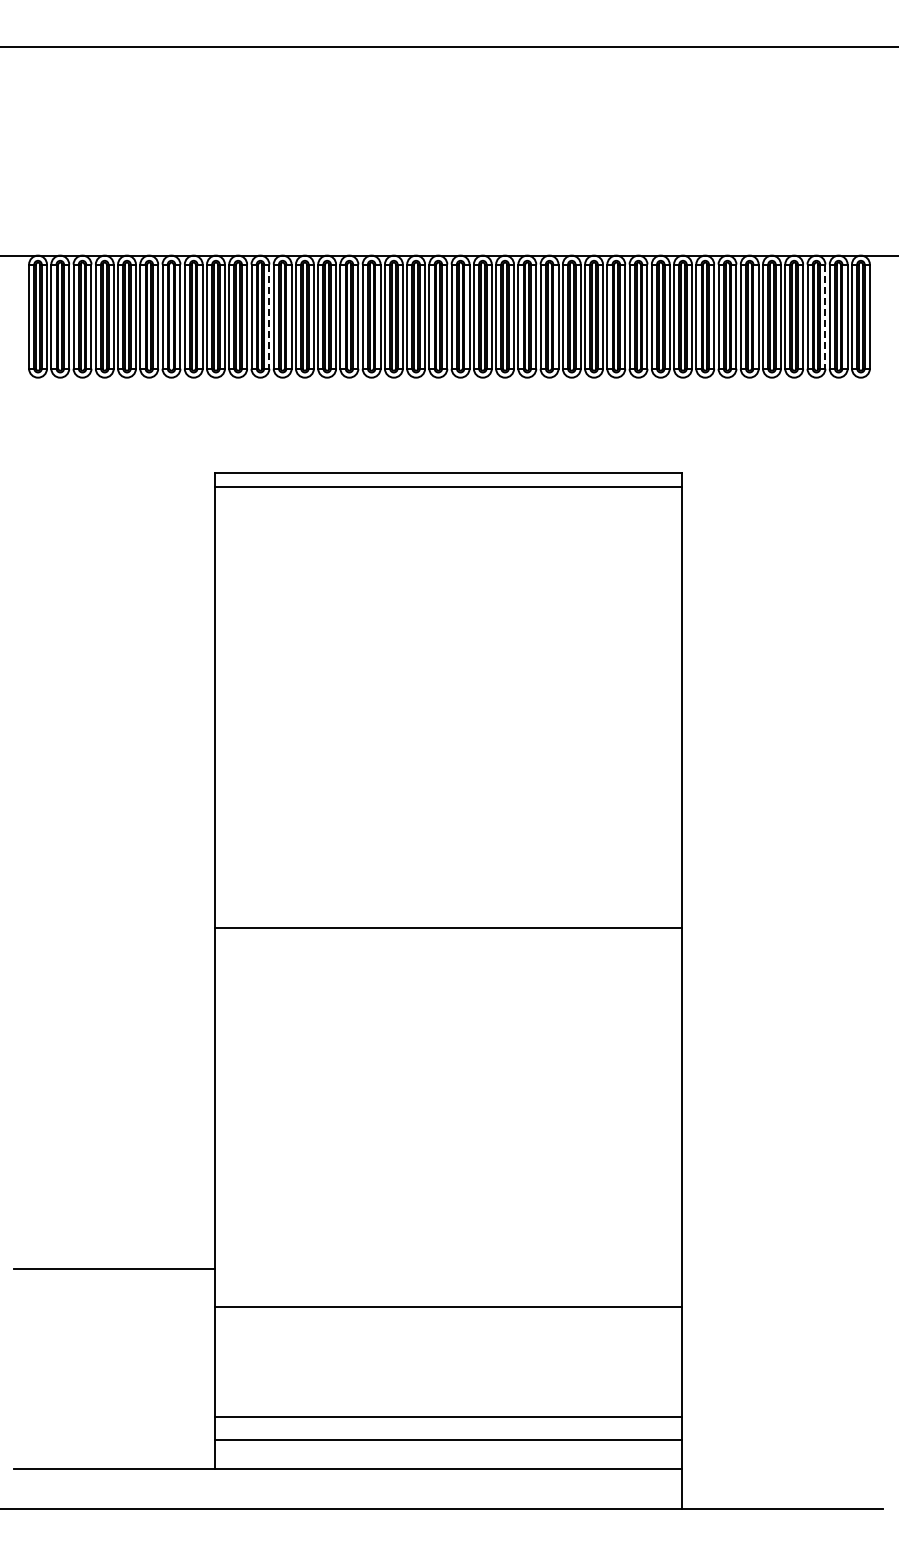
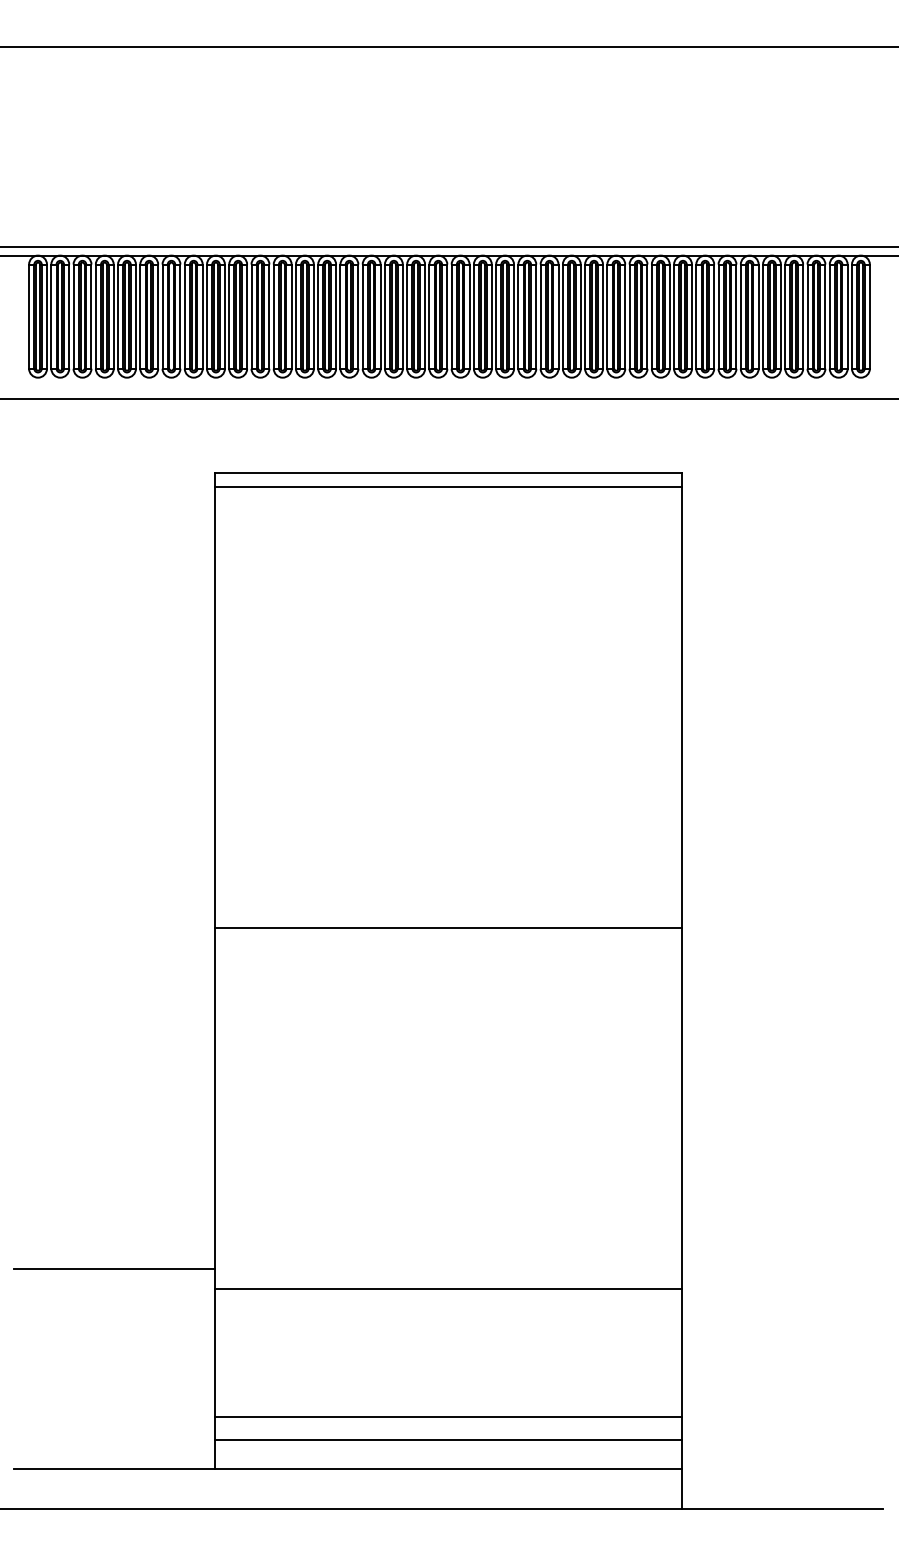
line: none -> present (448, 247)
line: dashed -> solid (269, 317)
line: dashed -> solid (825, 317)
line: none -> present (448, 398)
line position: (448, 1306) -> (448, 1288) (448, 1288)
